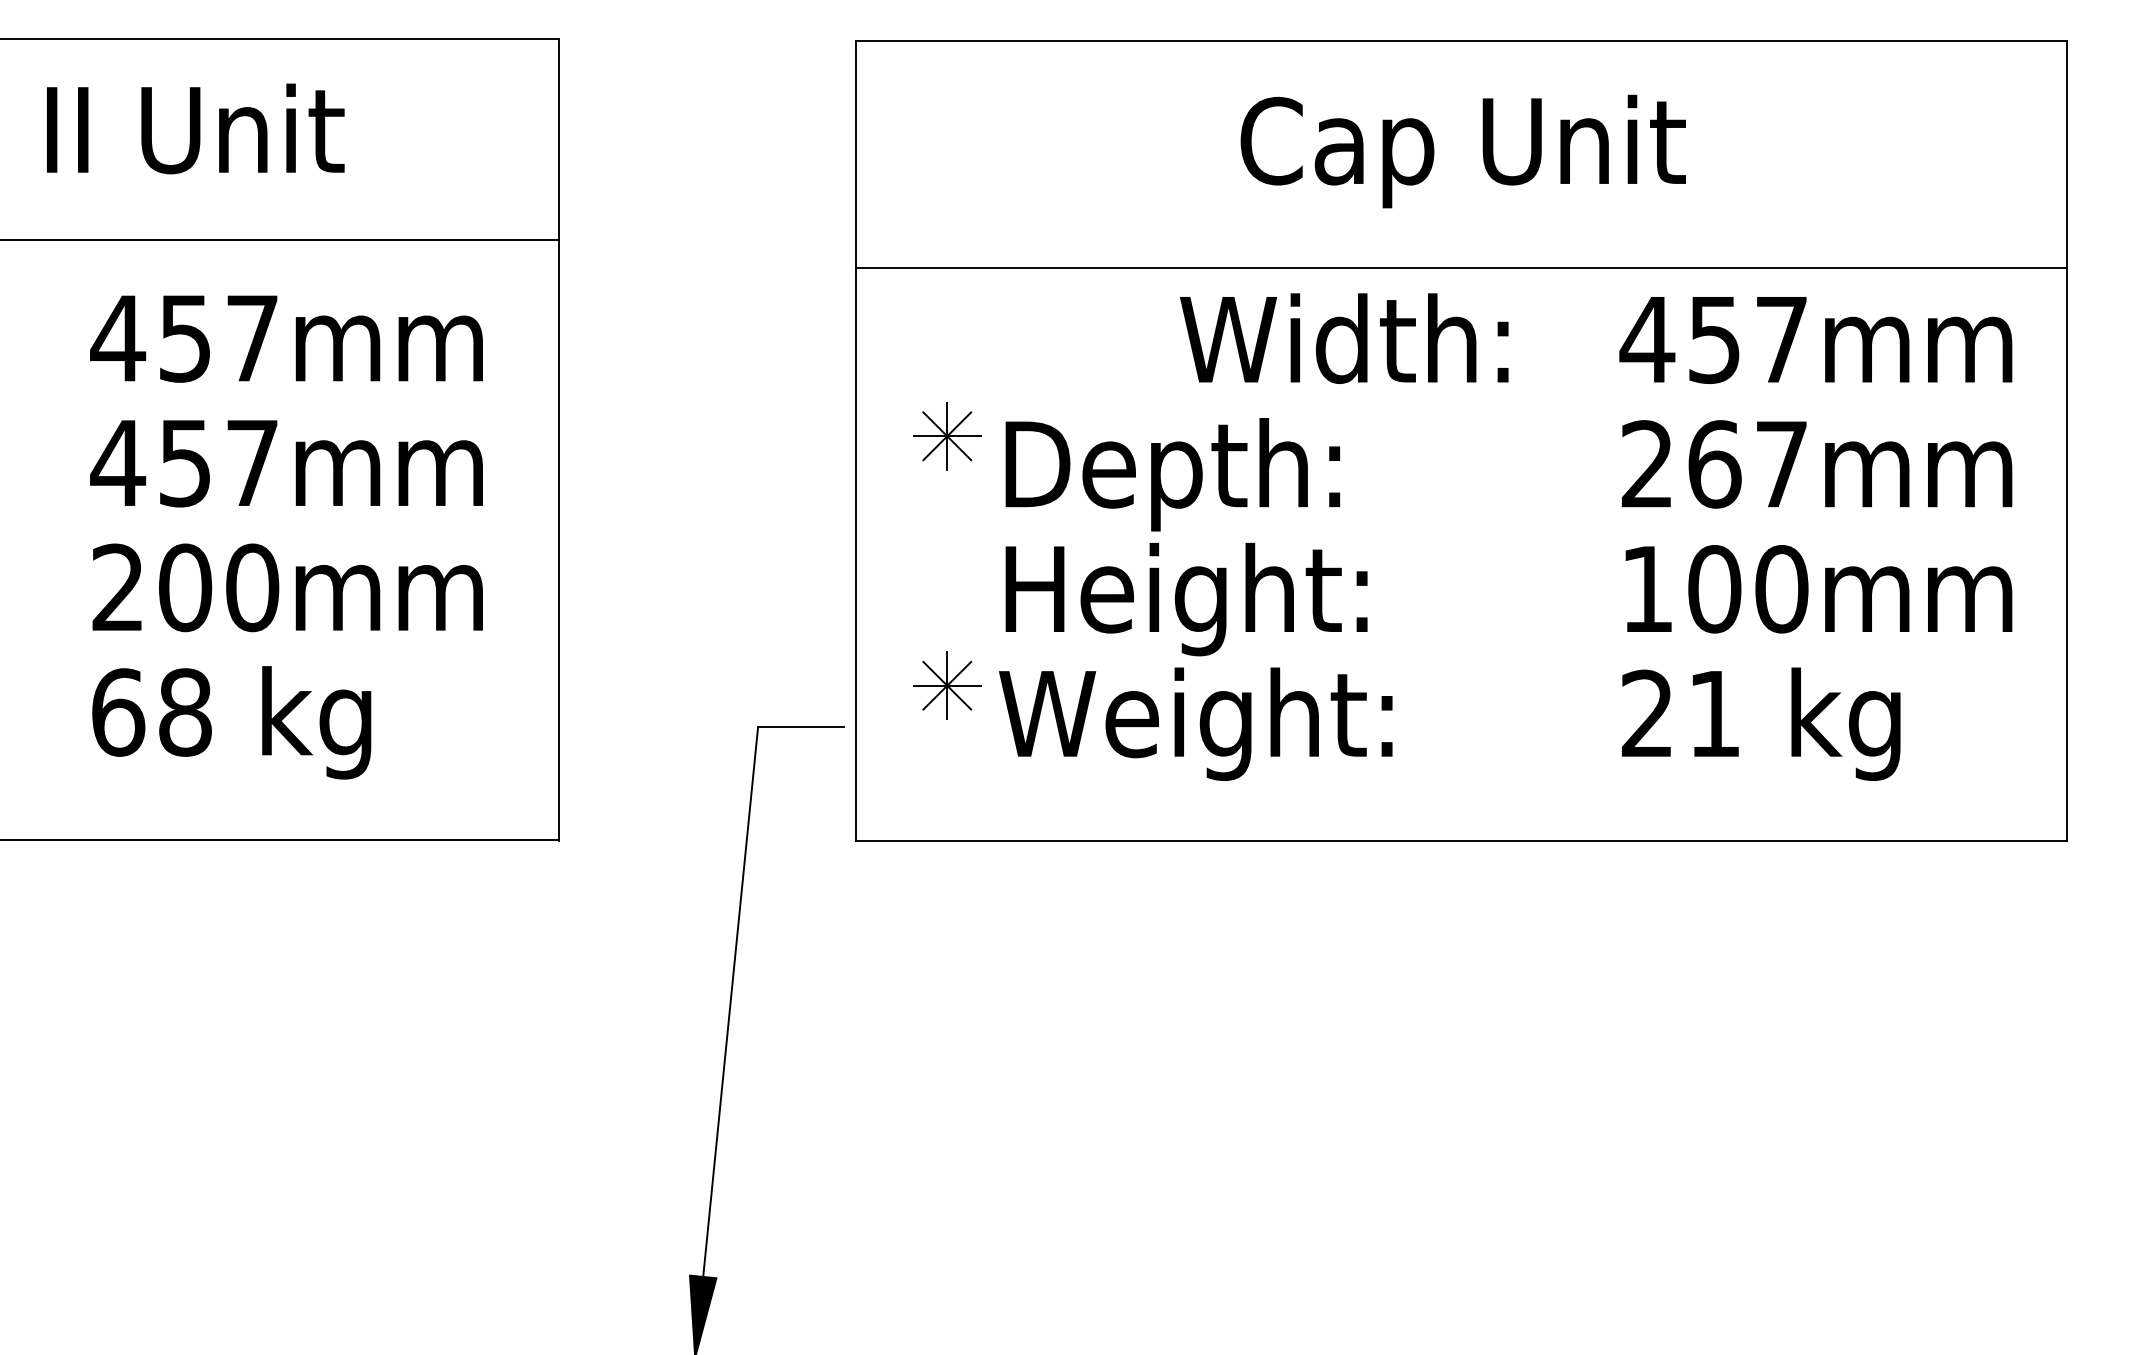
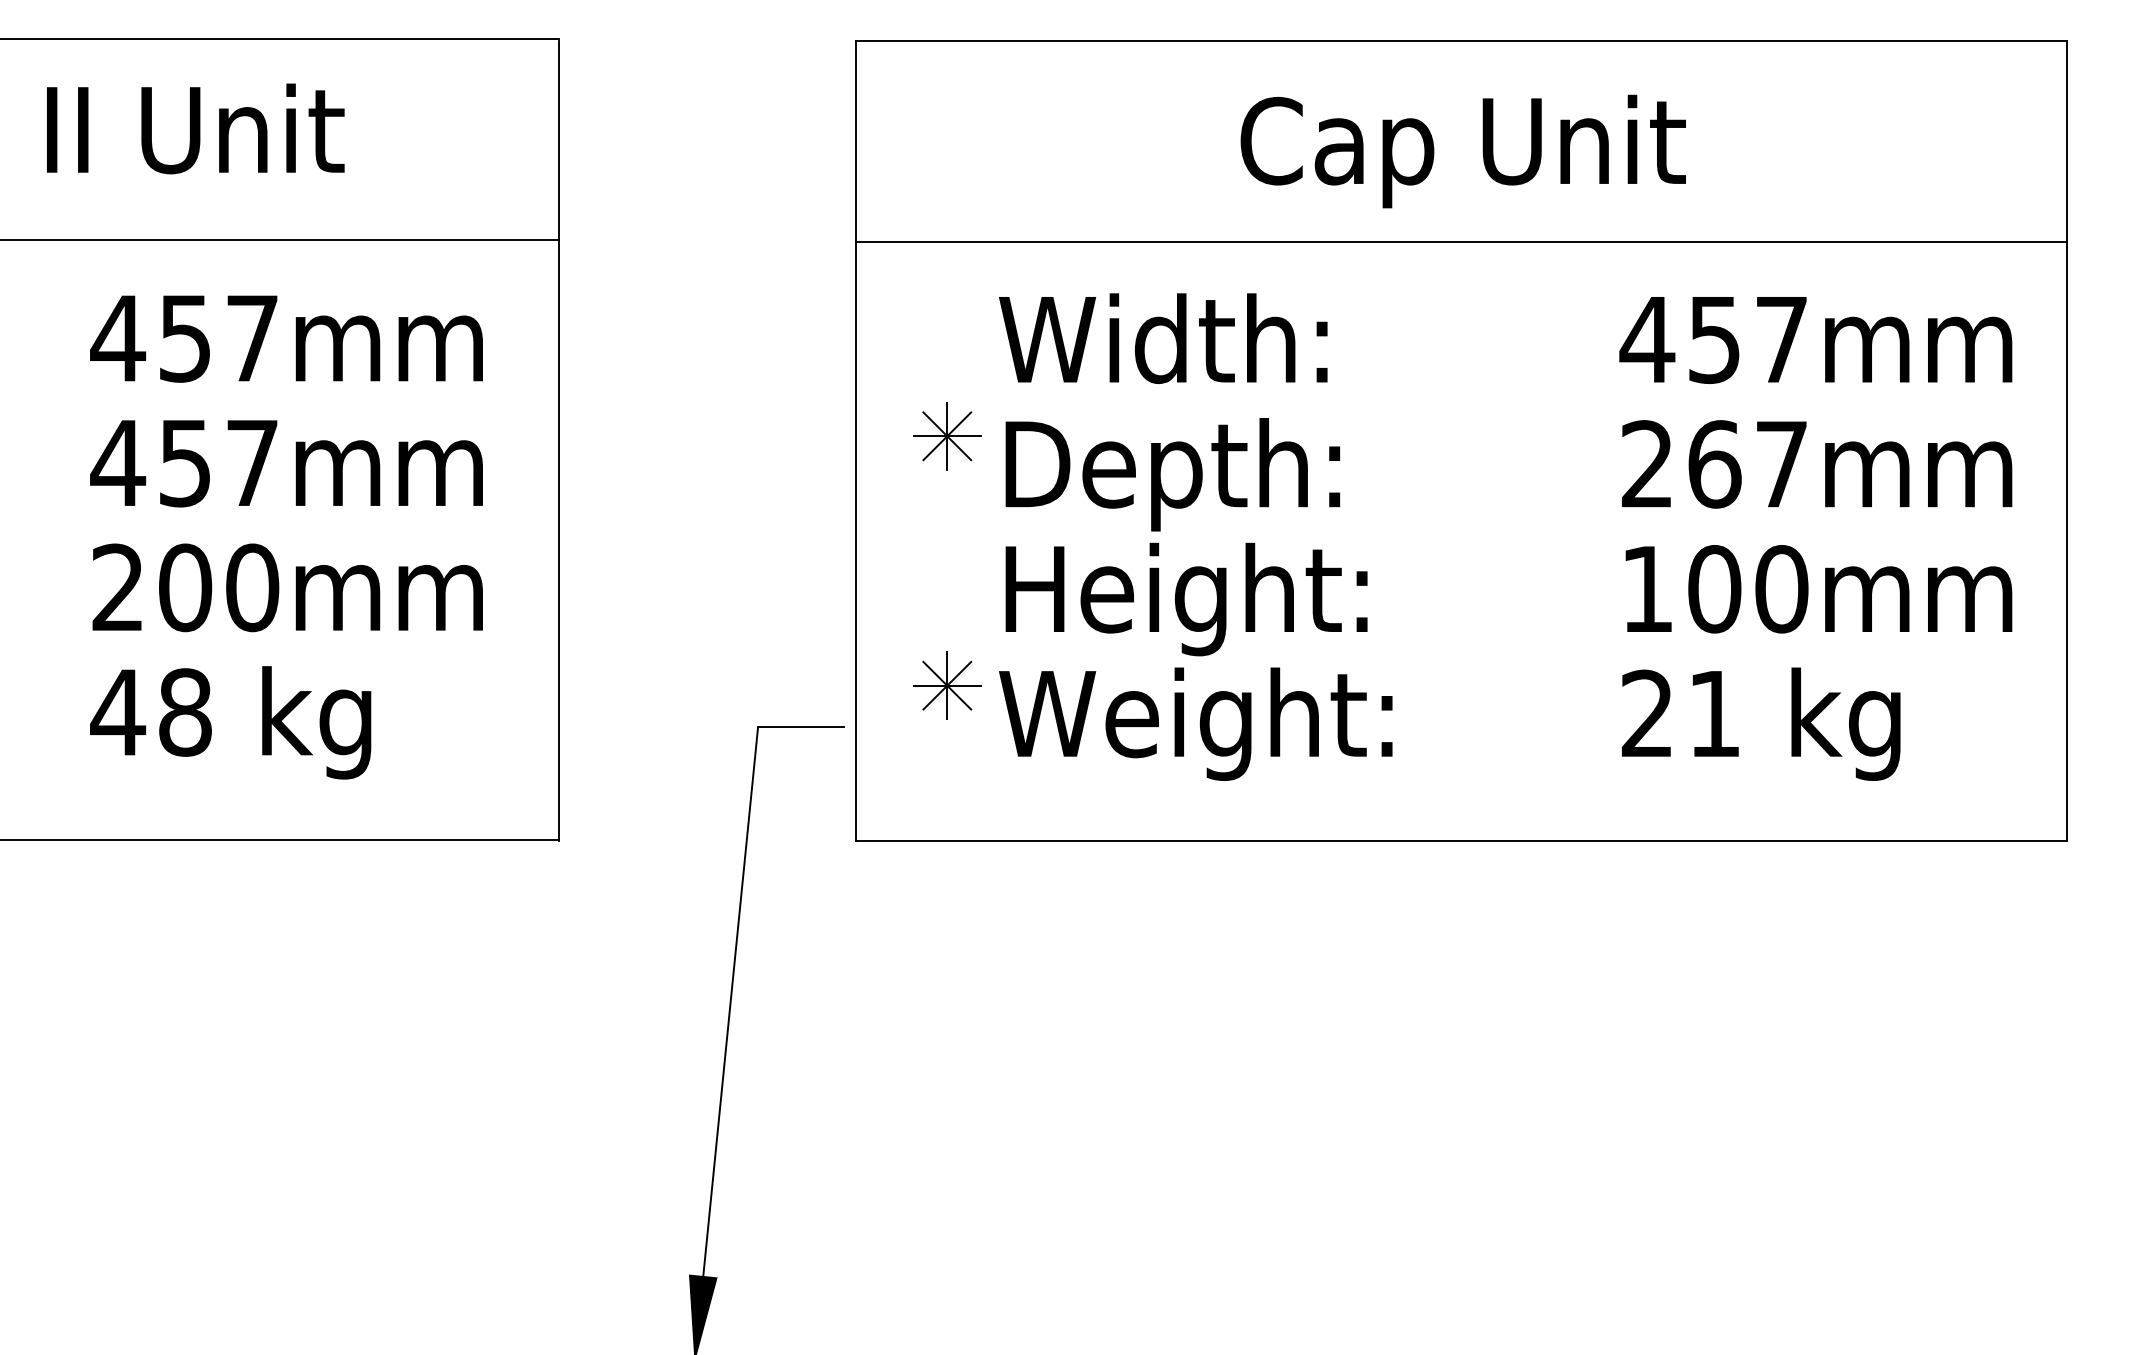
line position: (1461, 267) -> (1461, 241) (1461, 241)
text position: (1344, 338) -> (1163, 338) (1163, 338)
text: 68 -> 48 (118, 712)
